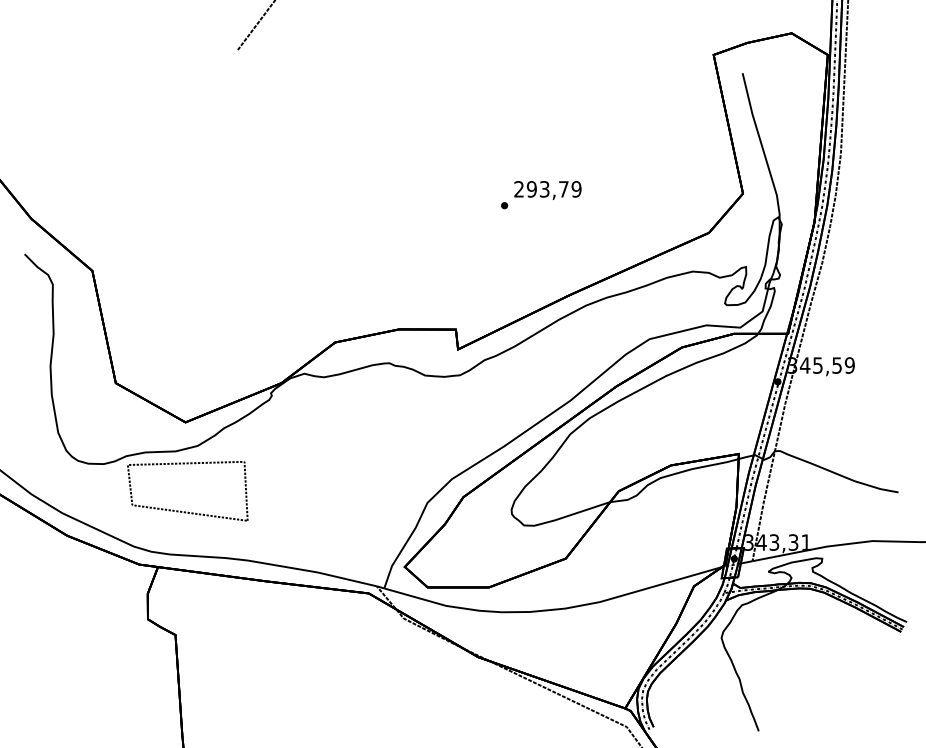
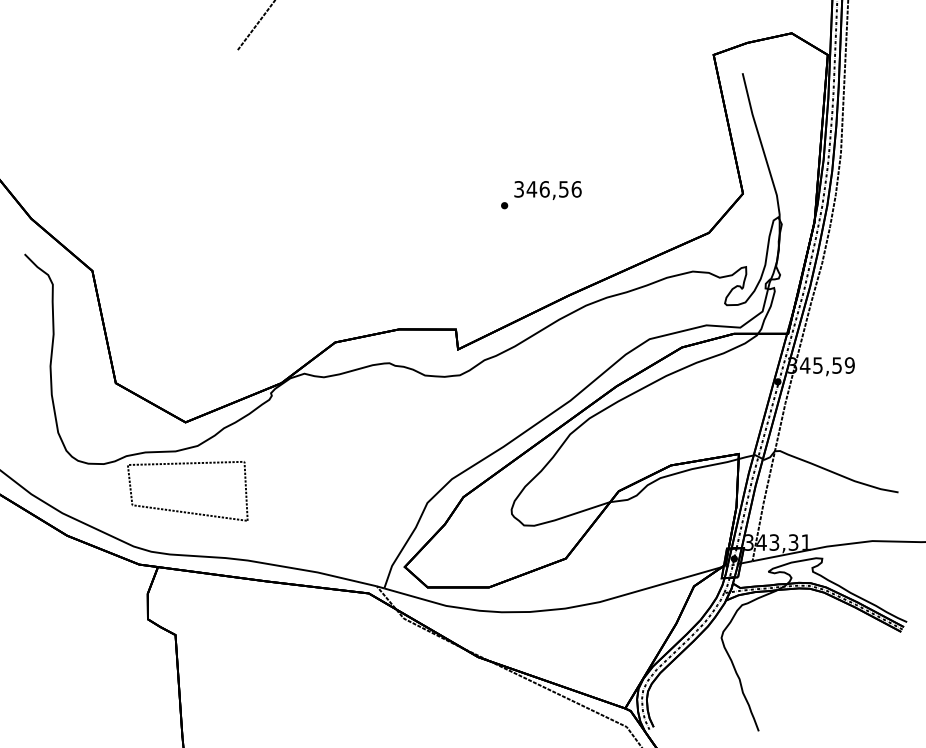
text: 293,79 -> 346,56 (547, 189)
